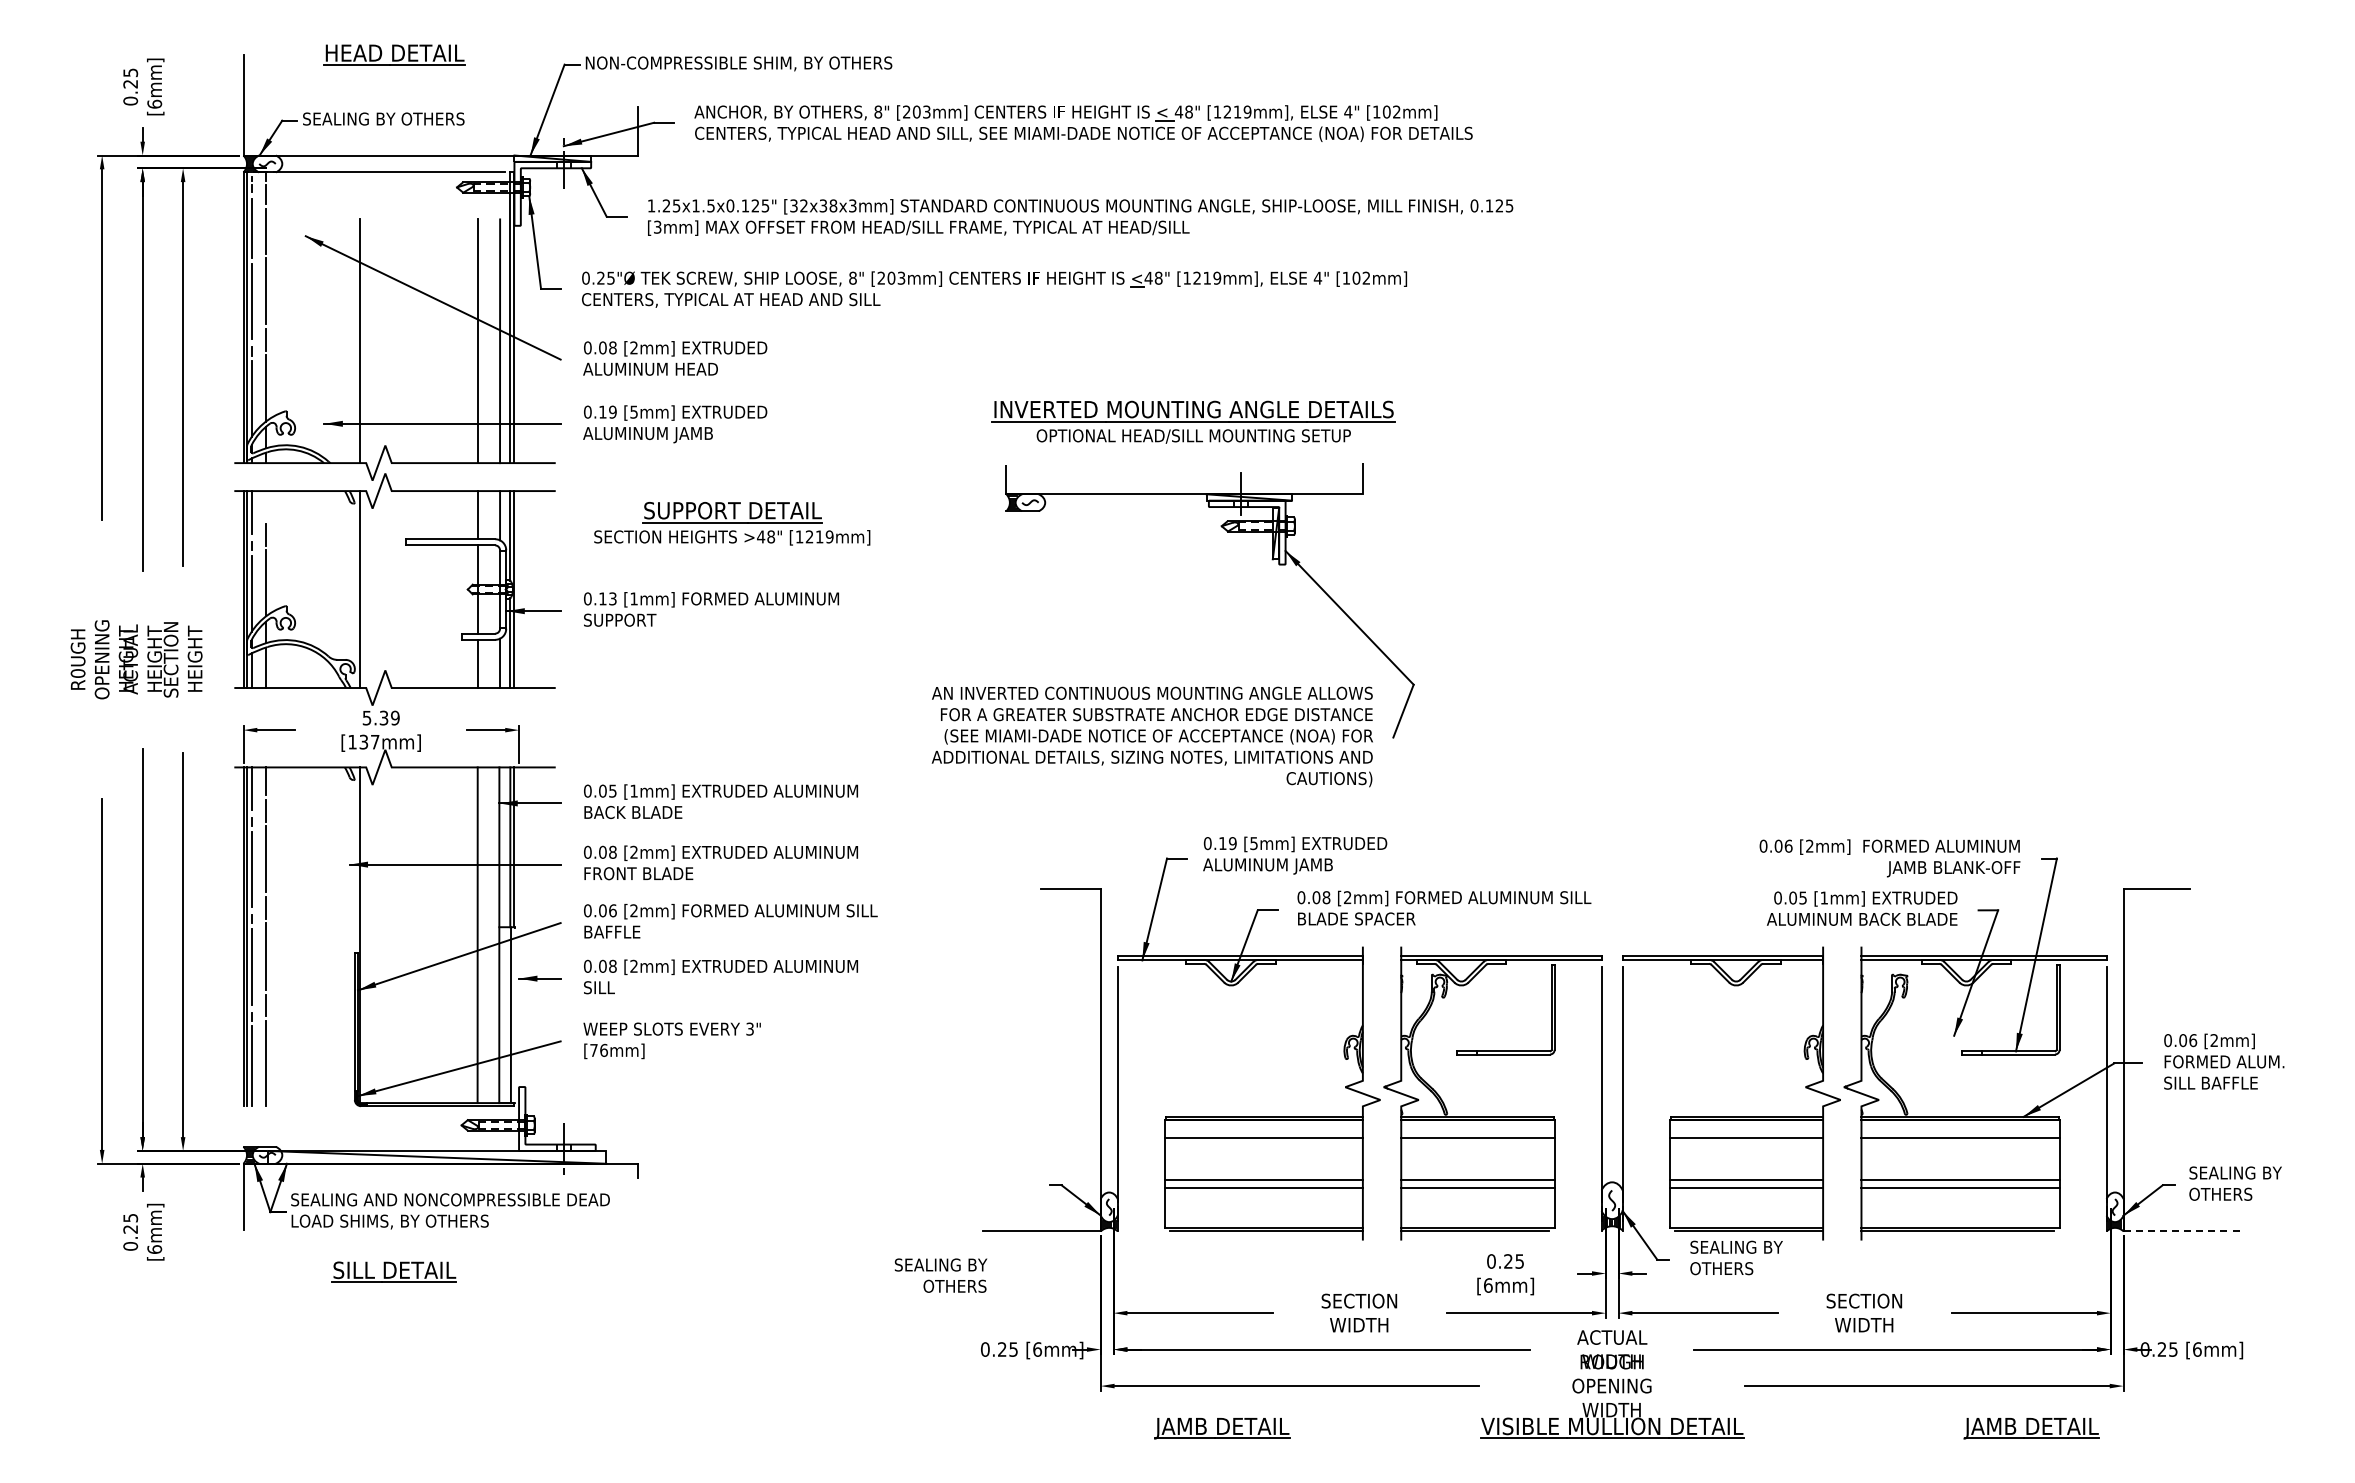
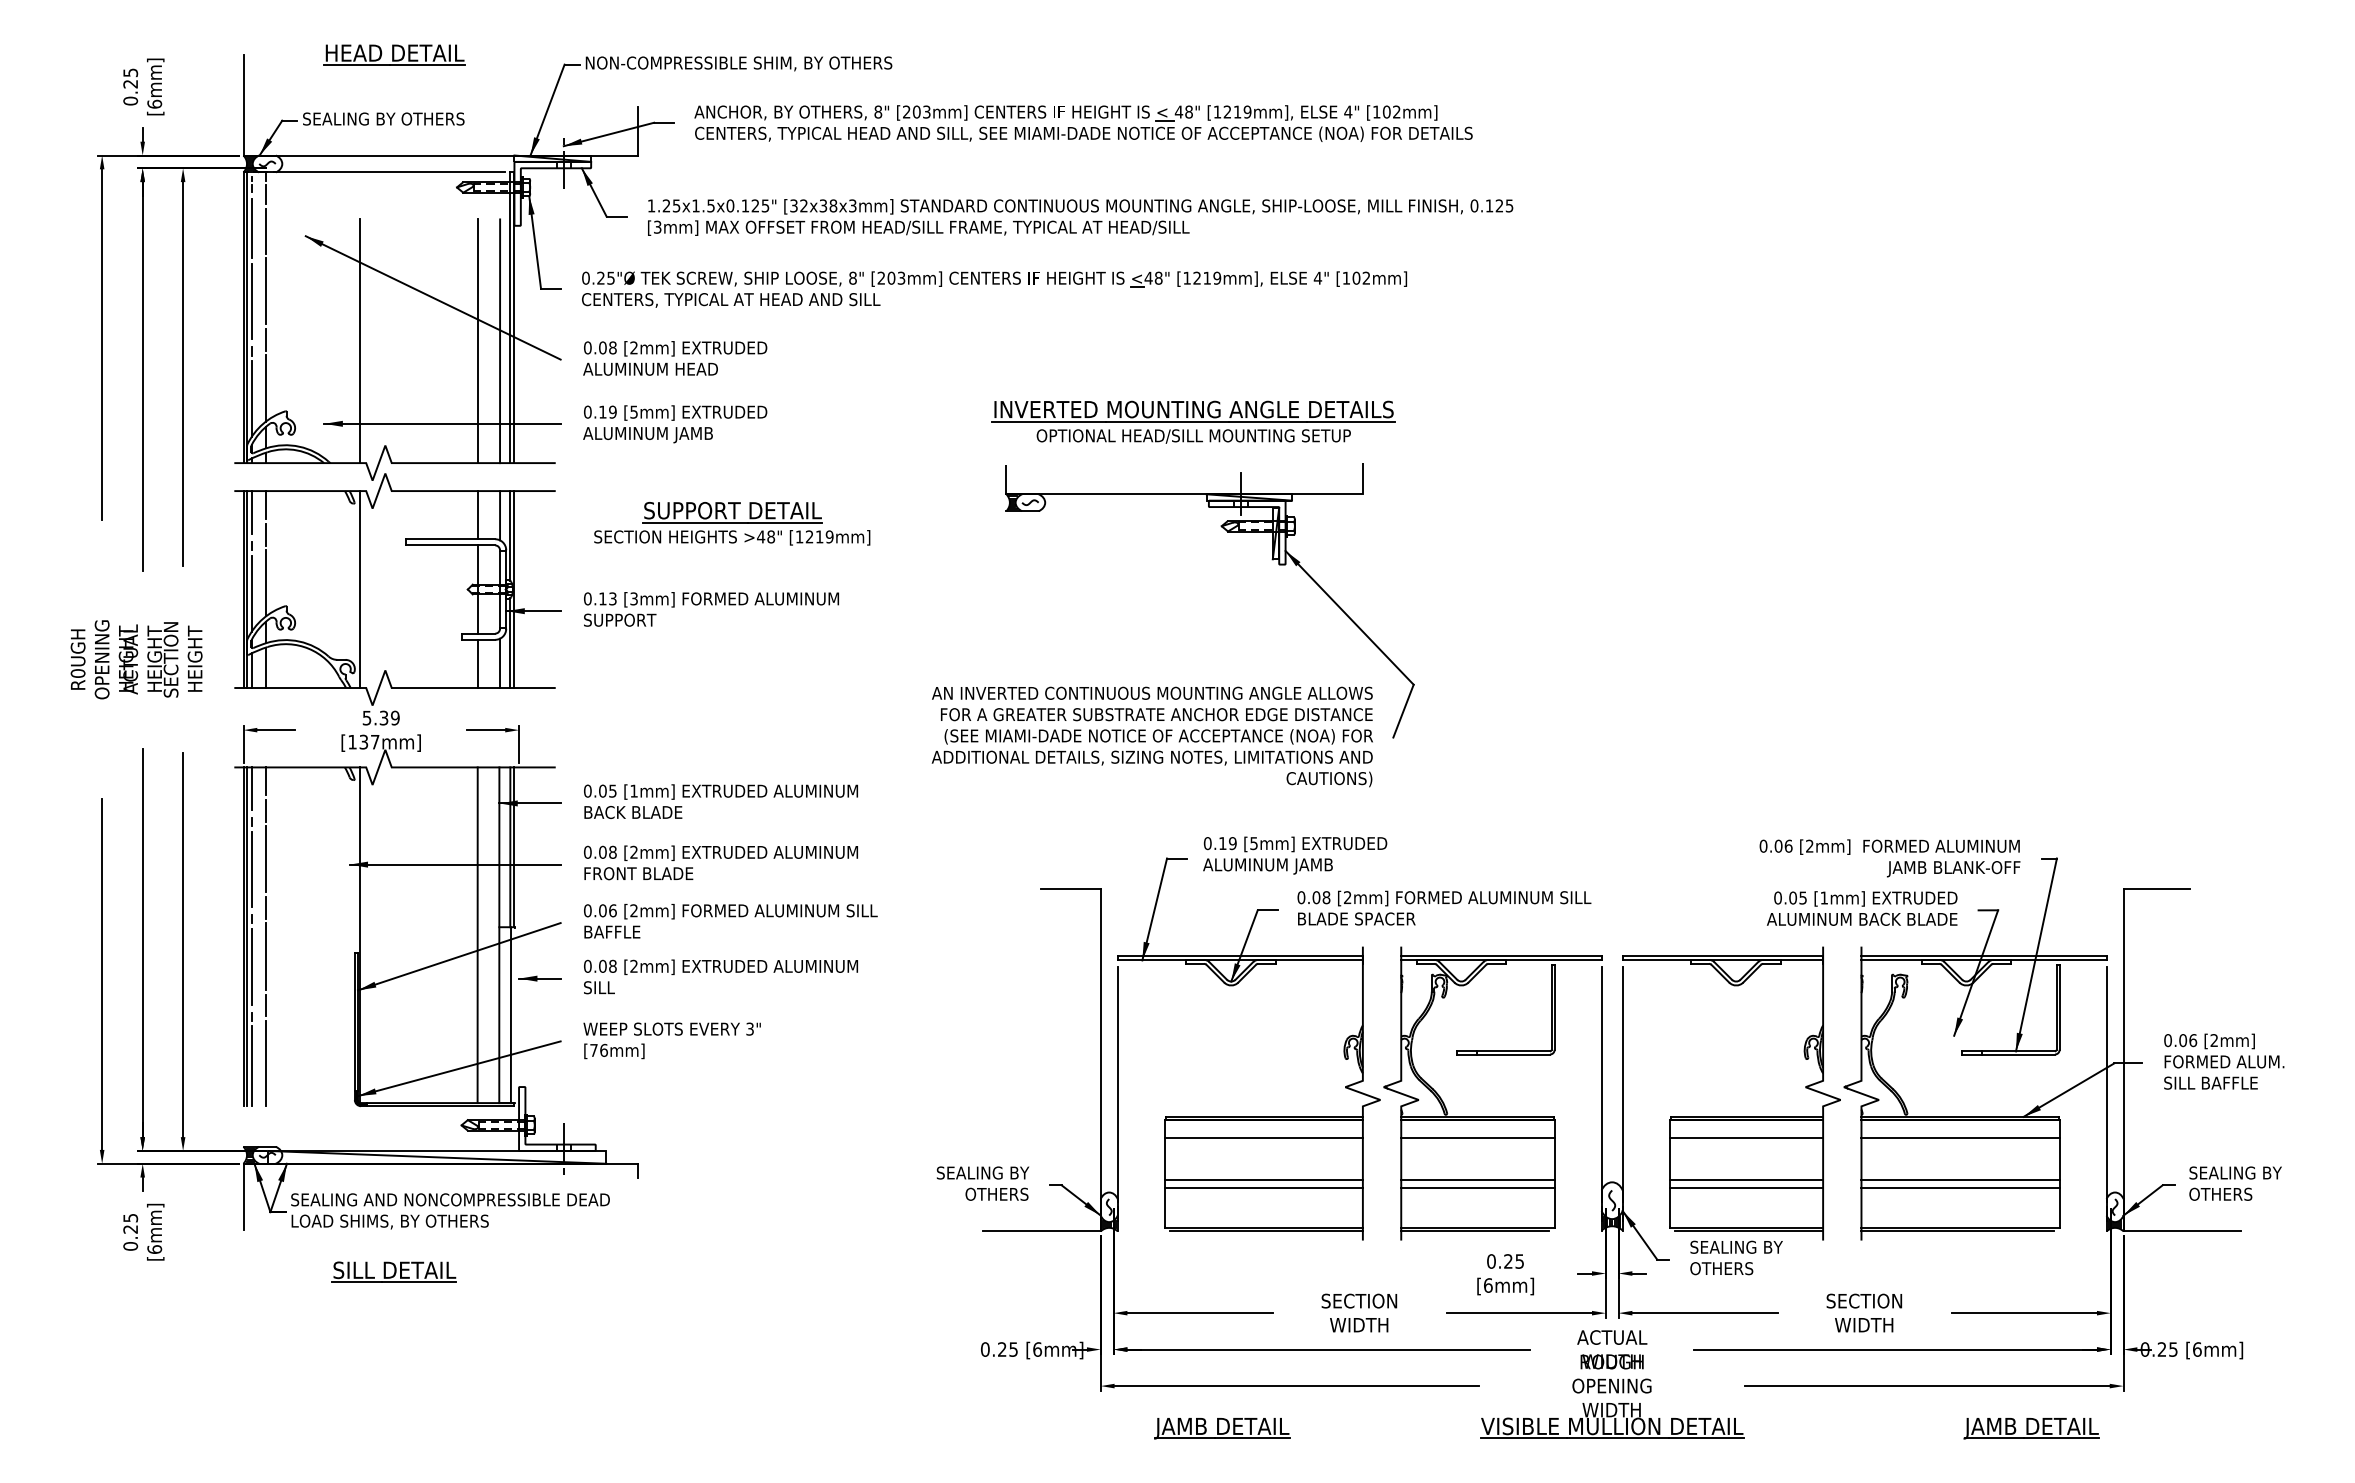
line: none -> present (266, 504)
text: [1mm] -> [3mm] (633, 598)
line: dashed -> solid (2182, 1231)
text position: (941, 1275) -> (983, 1183) (983, 1183)
